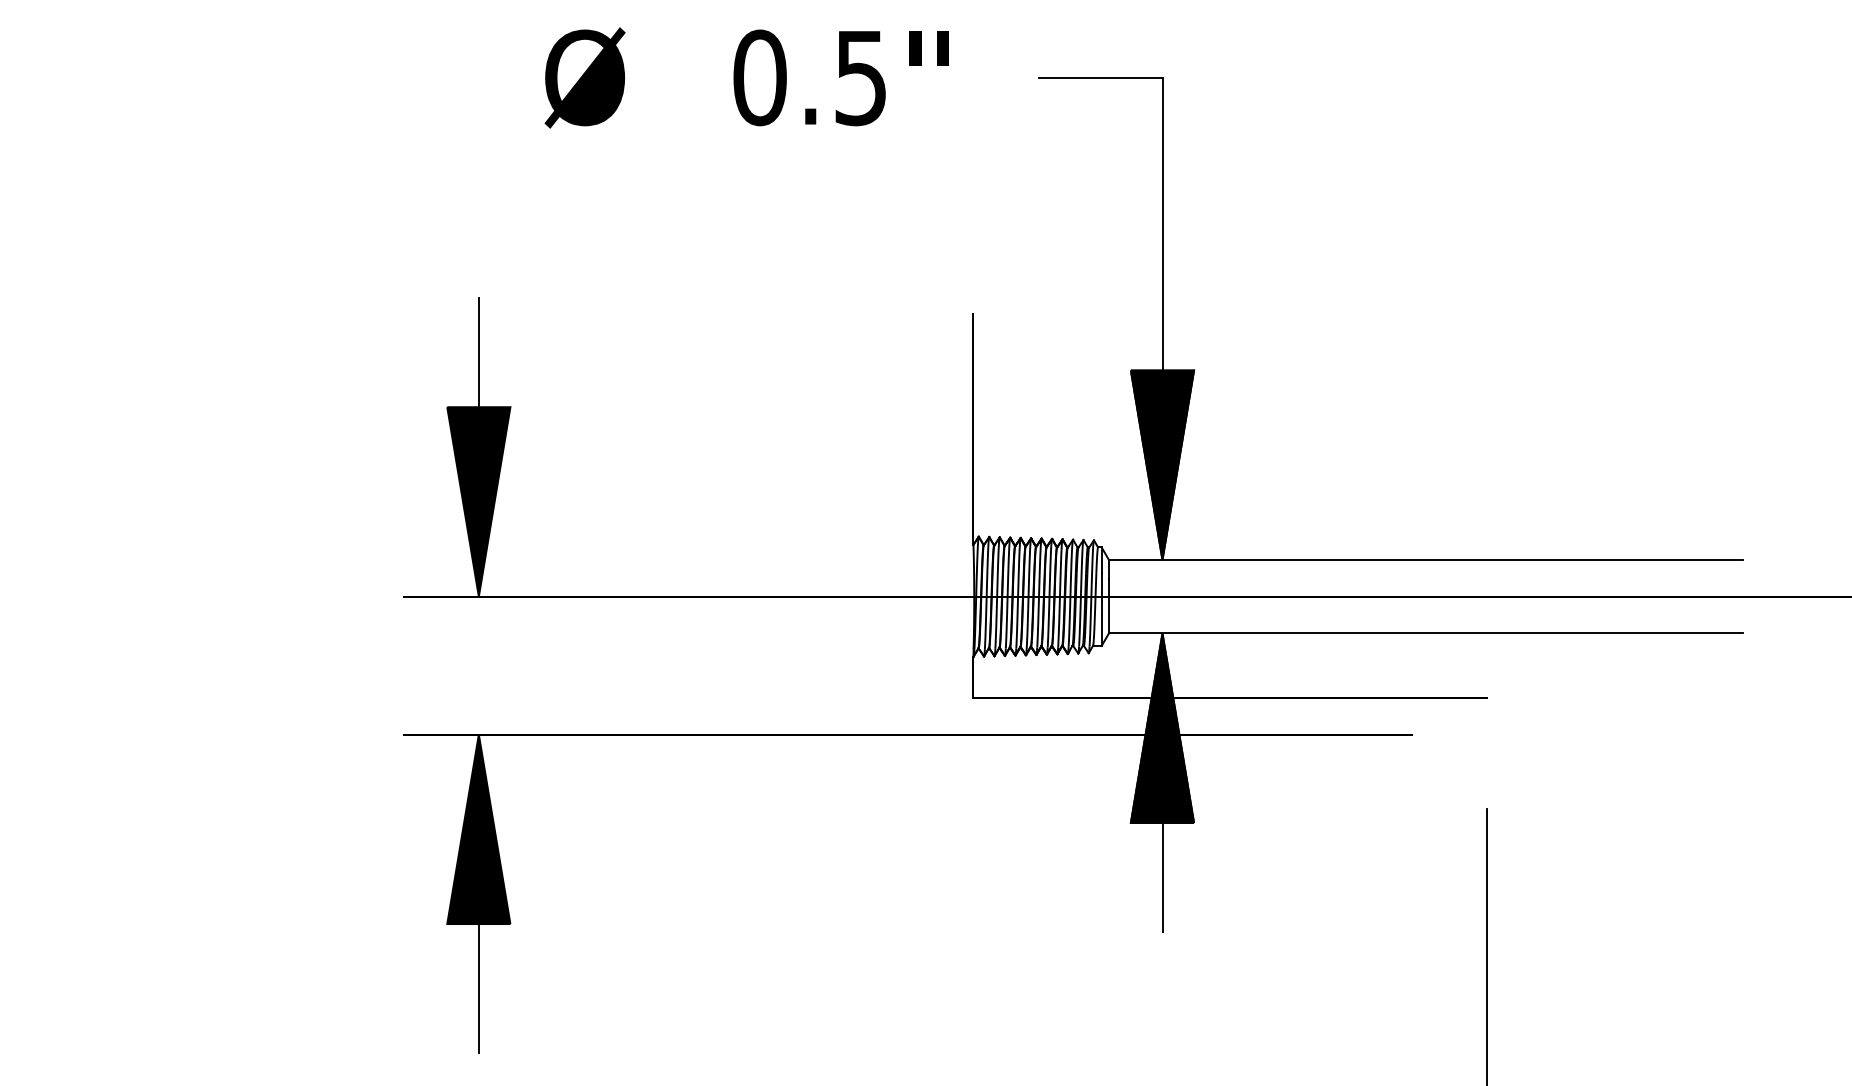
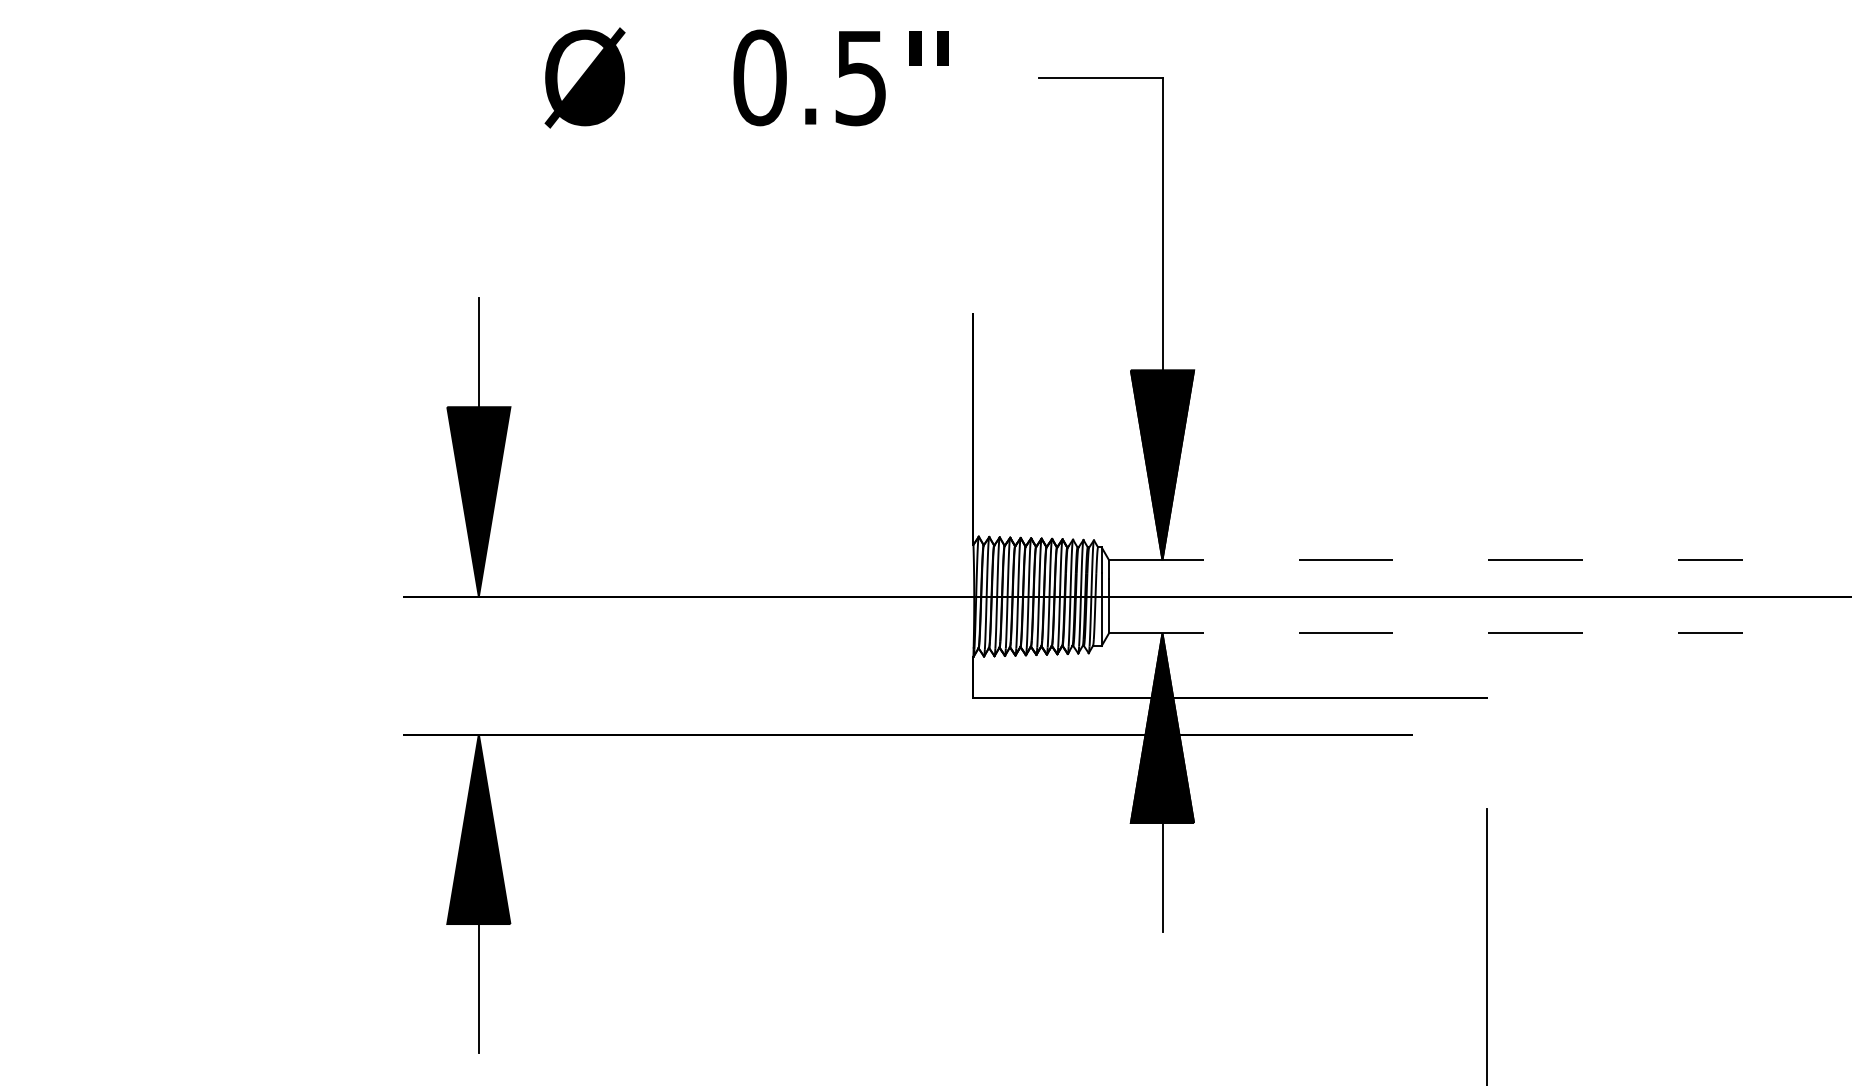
line: solid -> dashed (1426, 560)
line: solid -> dashed (1426, 633)
